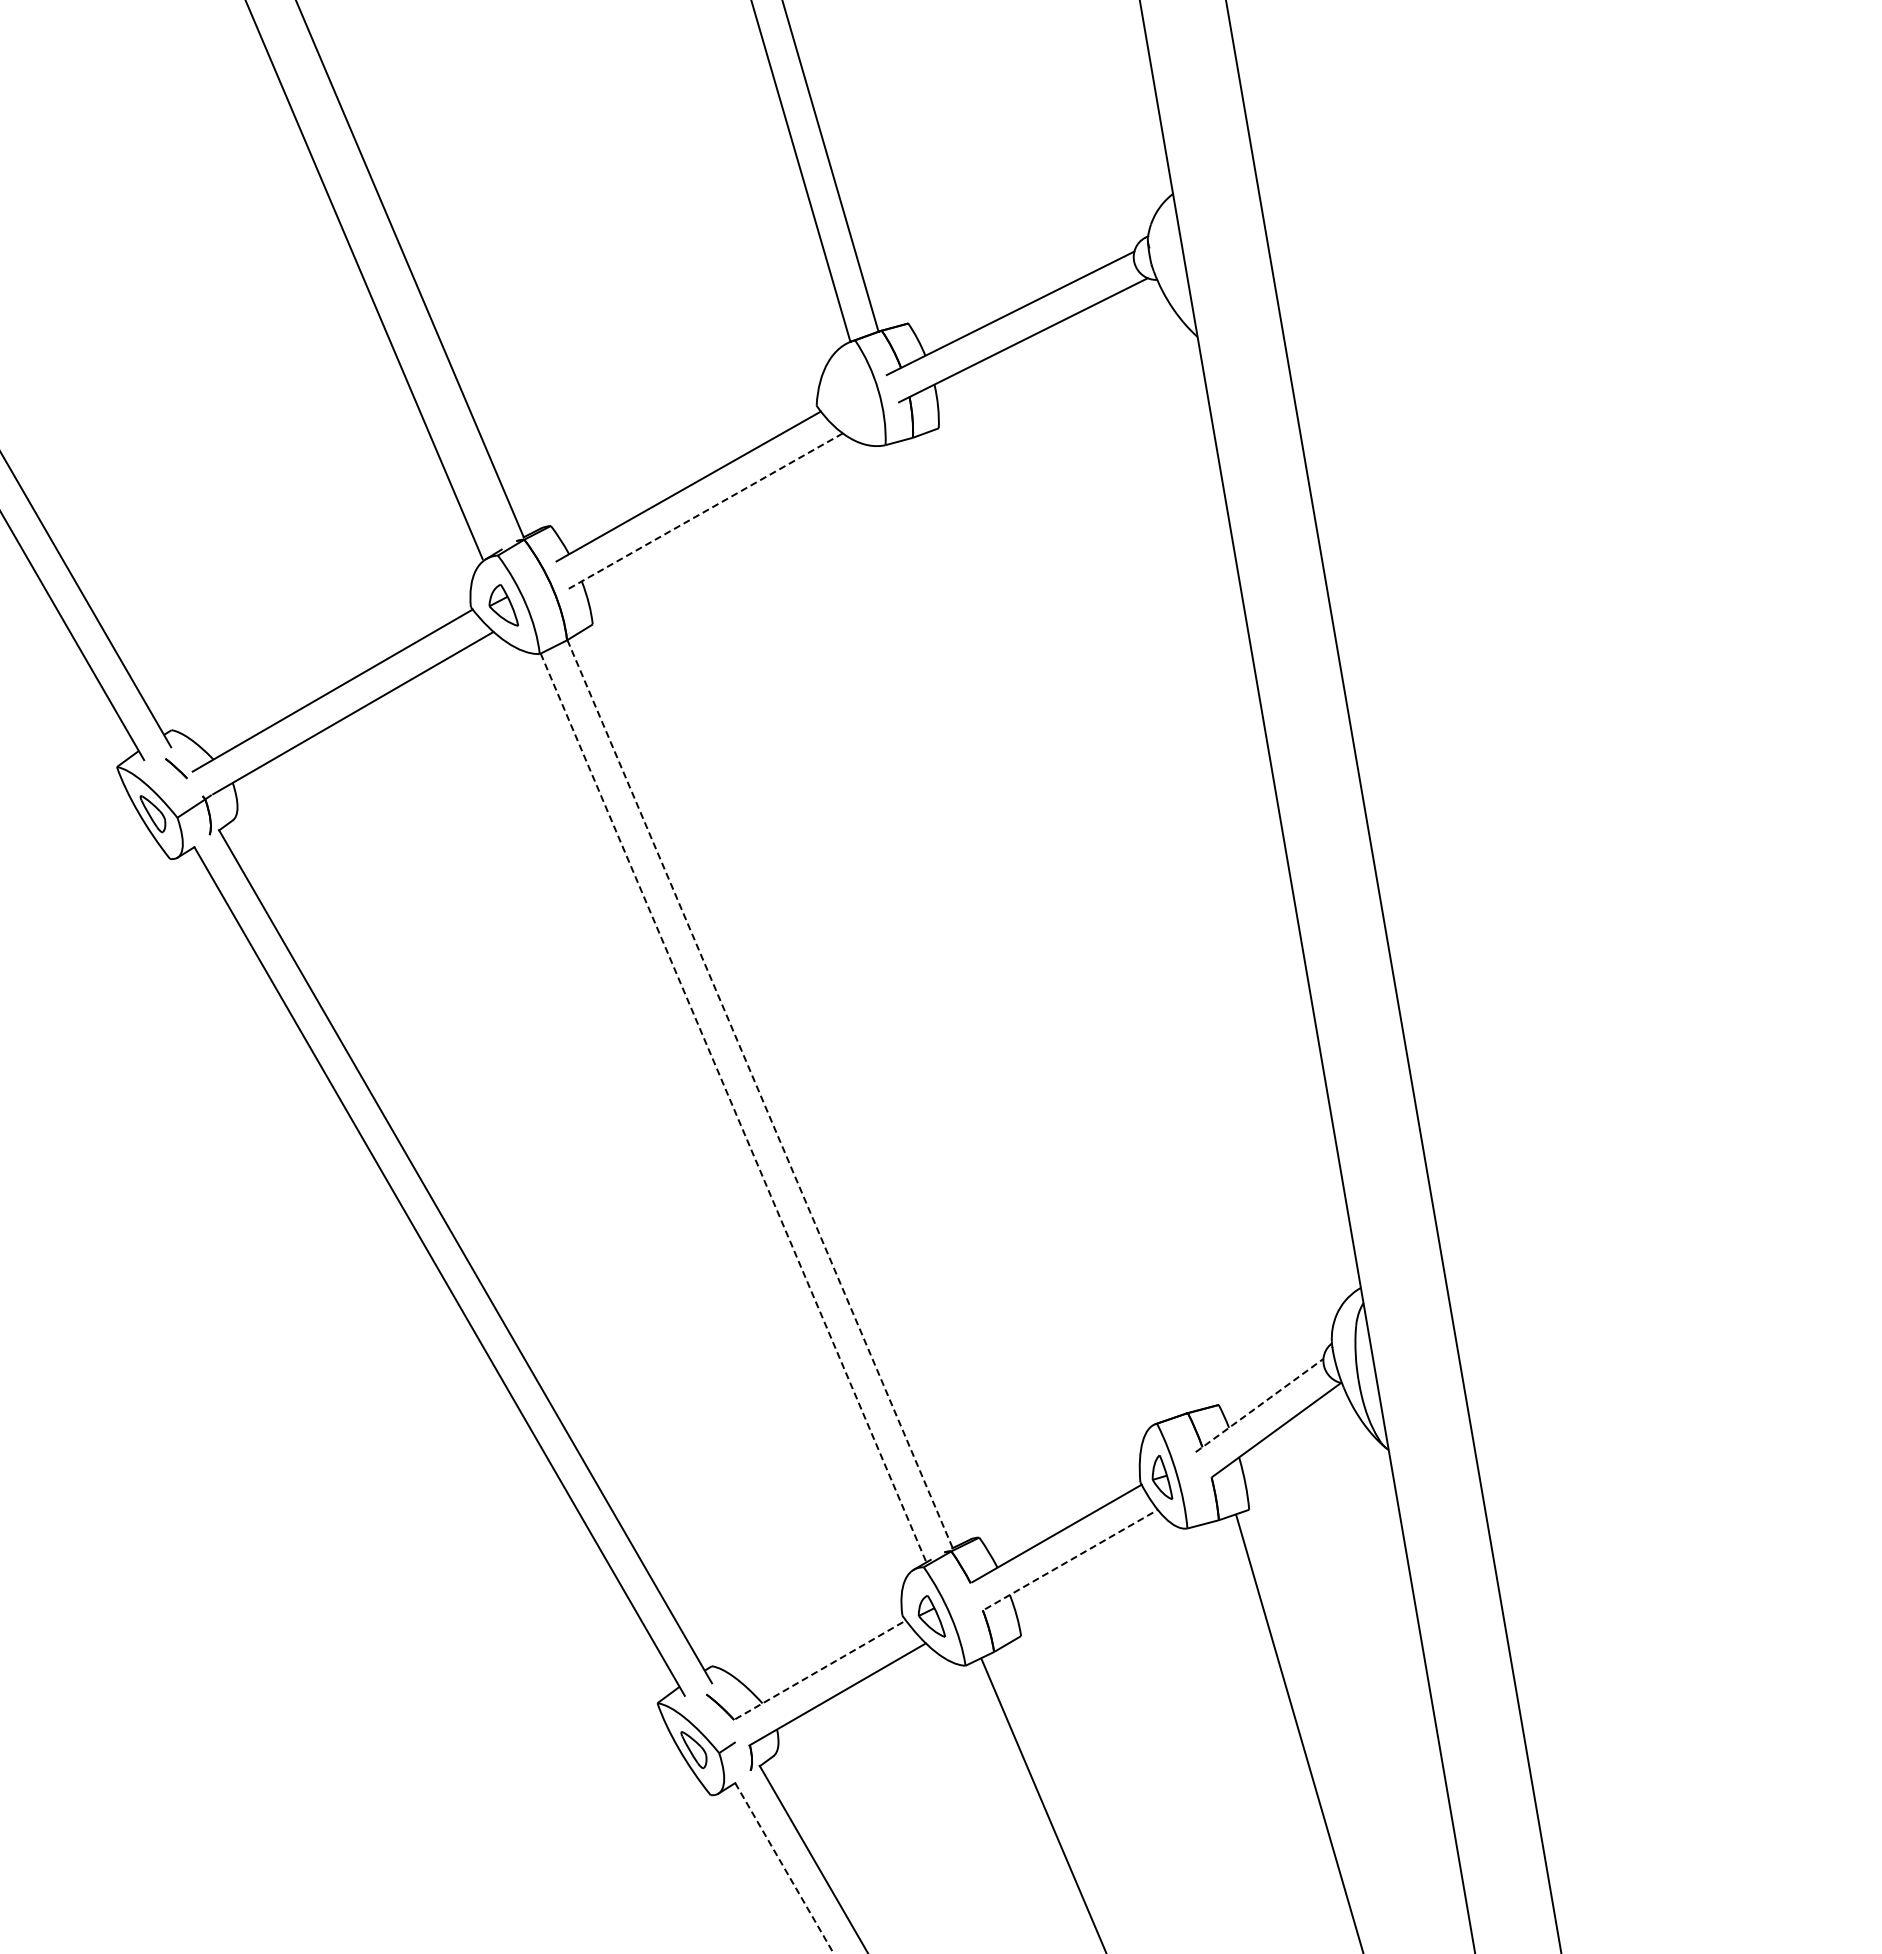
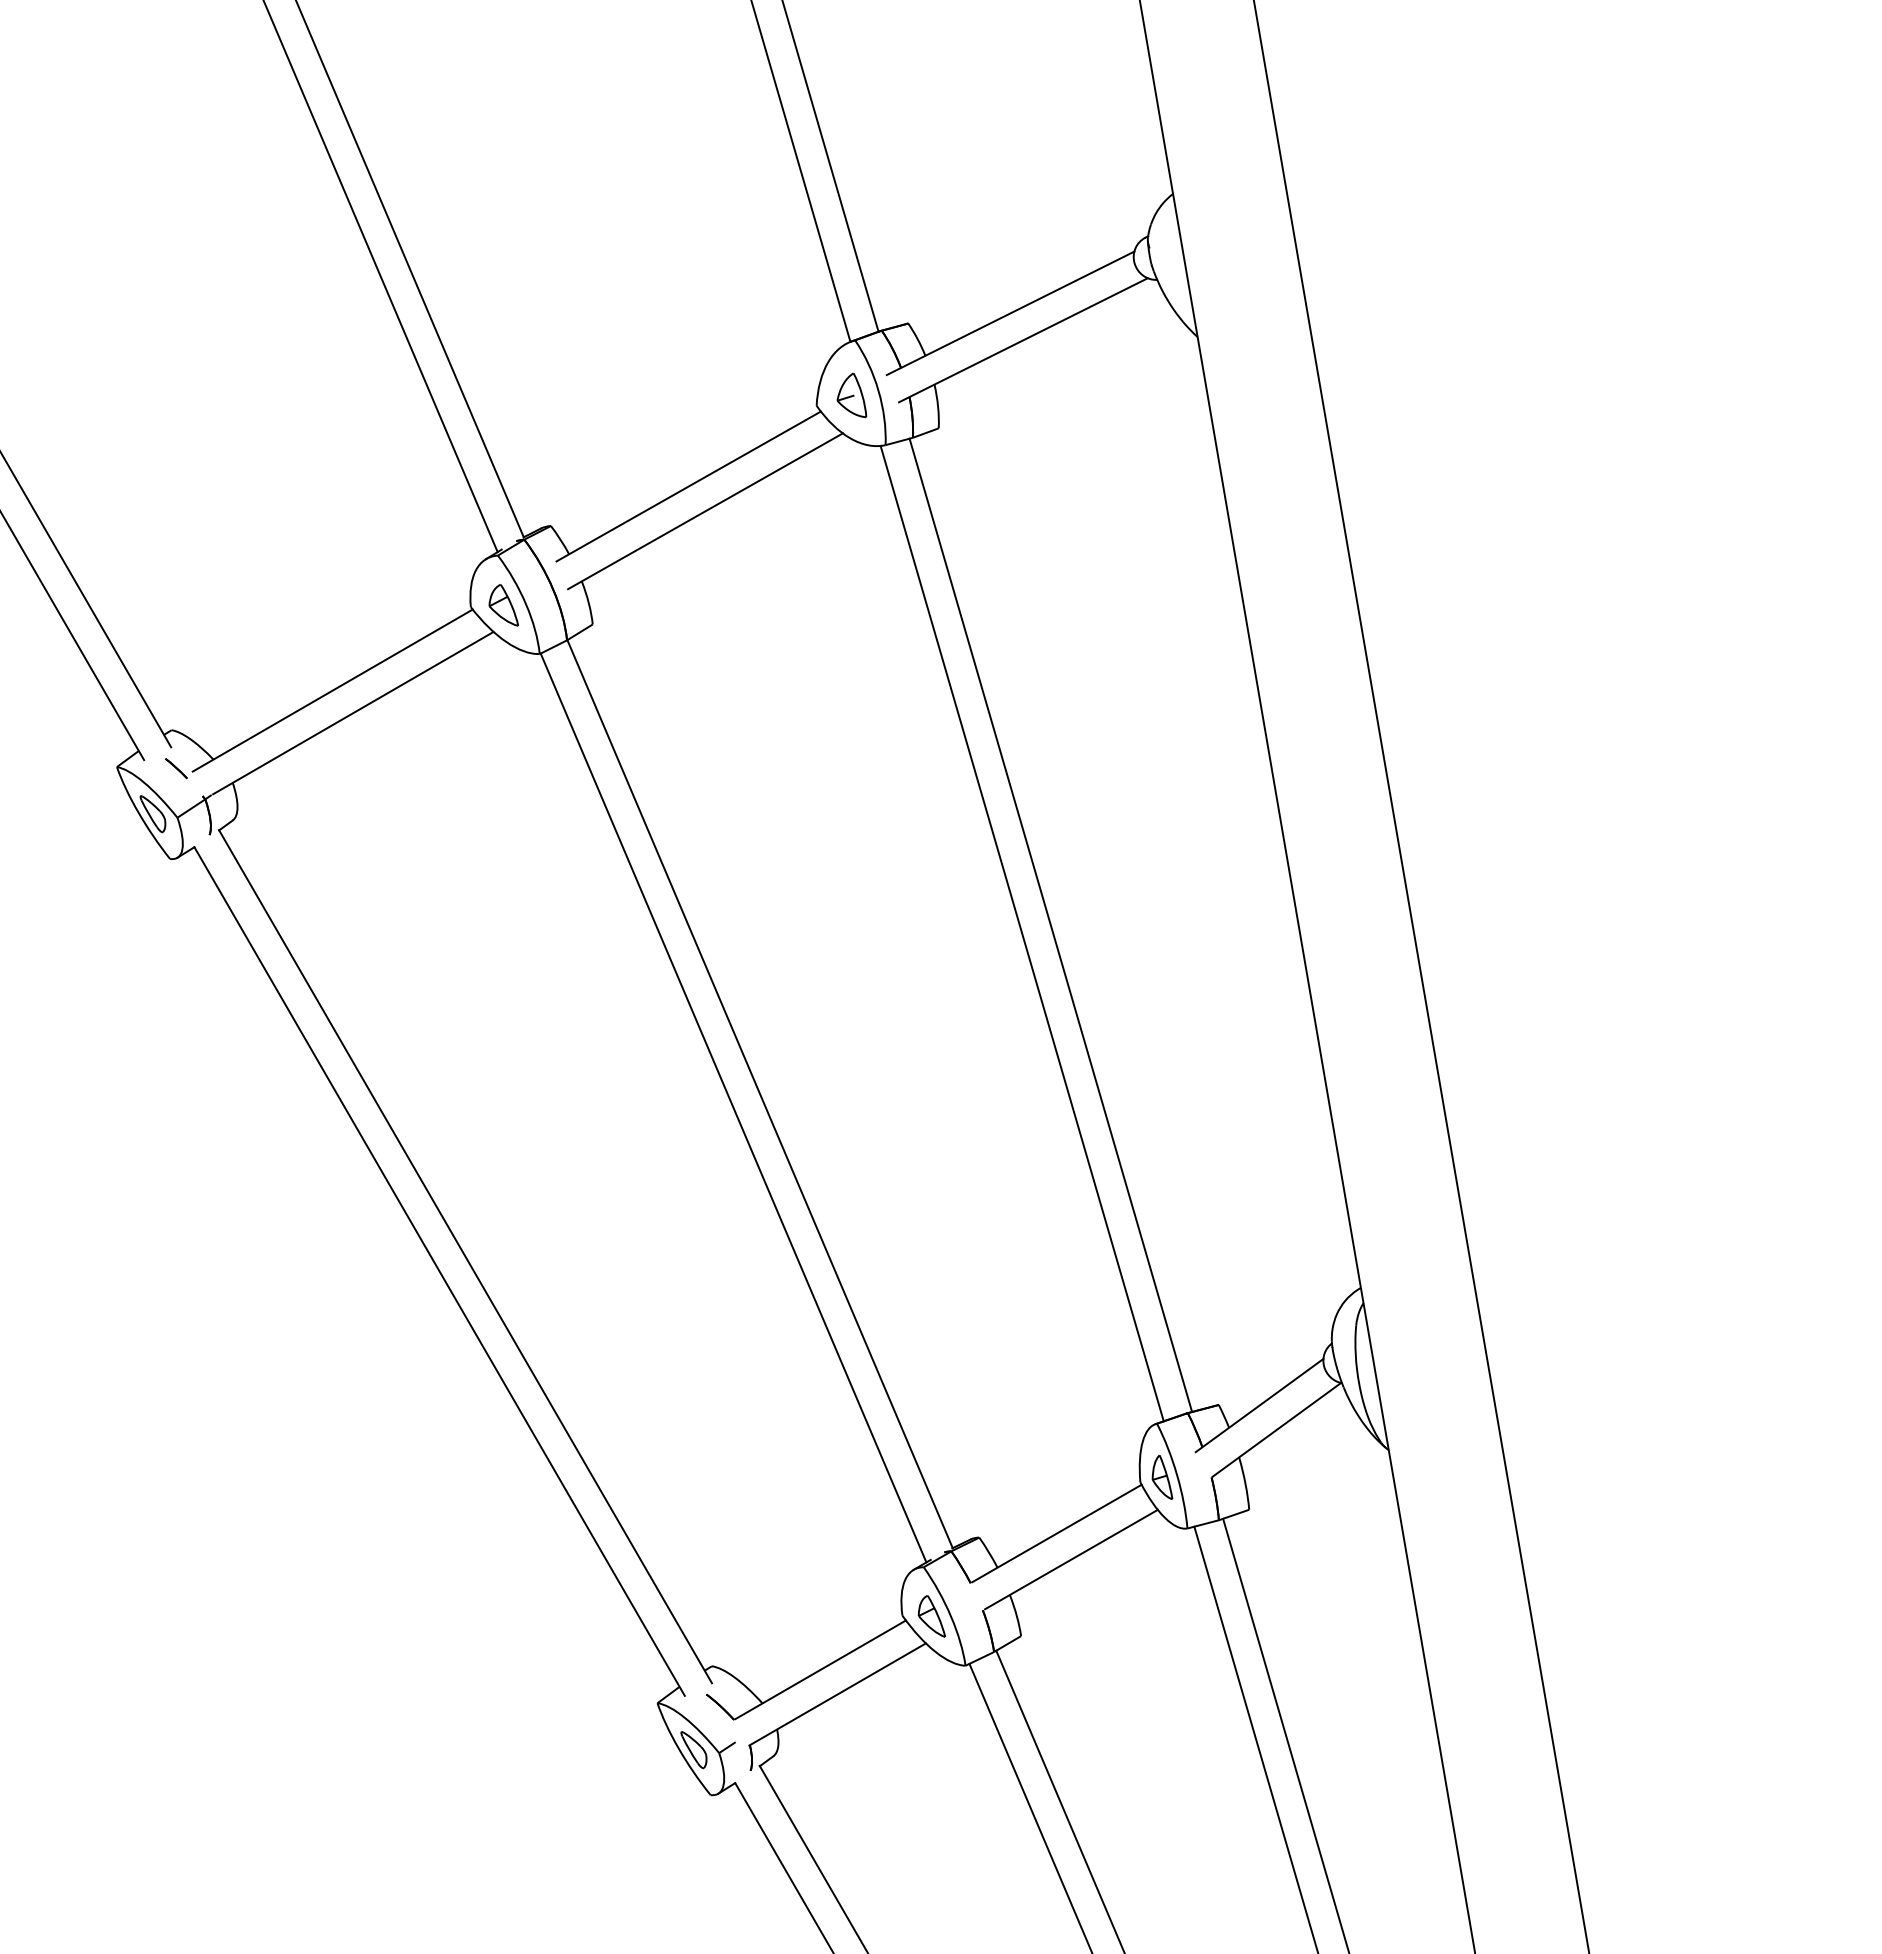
line position: (364, 280) -> (380, 277) (380, 277)
part: none -> present (851, 395)
line: dashed -> solid (705, 511)
line: none -> present (1050, 925)
line: none -> present (1021, 933)
line position: (1393, 976) -> (1421, 976) (1421, 976)
line: dashed -> solid (760, 1094)
line: dashed -> solid (733, 1108)
line: dashed -> solid (1260, 1405)
line: dashed -> solid (1071, 1559)
line: dashed -> solid (820, 1669)
line position: (1299, 1732) -> (1285, 1734) (1285, 1734)
line: none -> present (1255, 1738)
line: none -> present (1059, 1800)
line position: (1043, 1804) -> (1030, 1806) (1030, 1806)
line: dashed -> solid (784, 1868)
